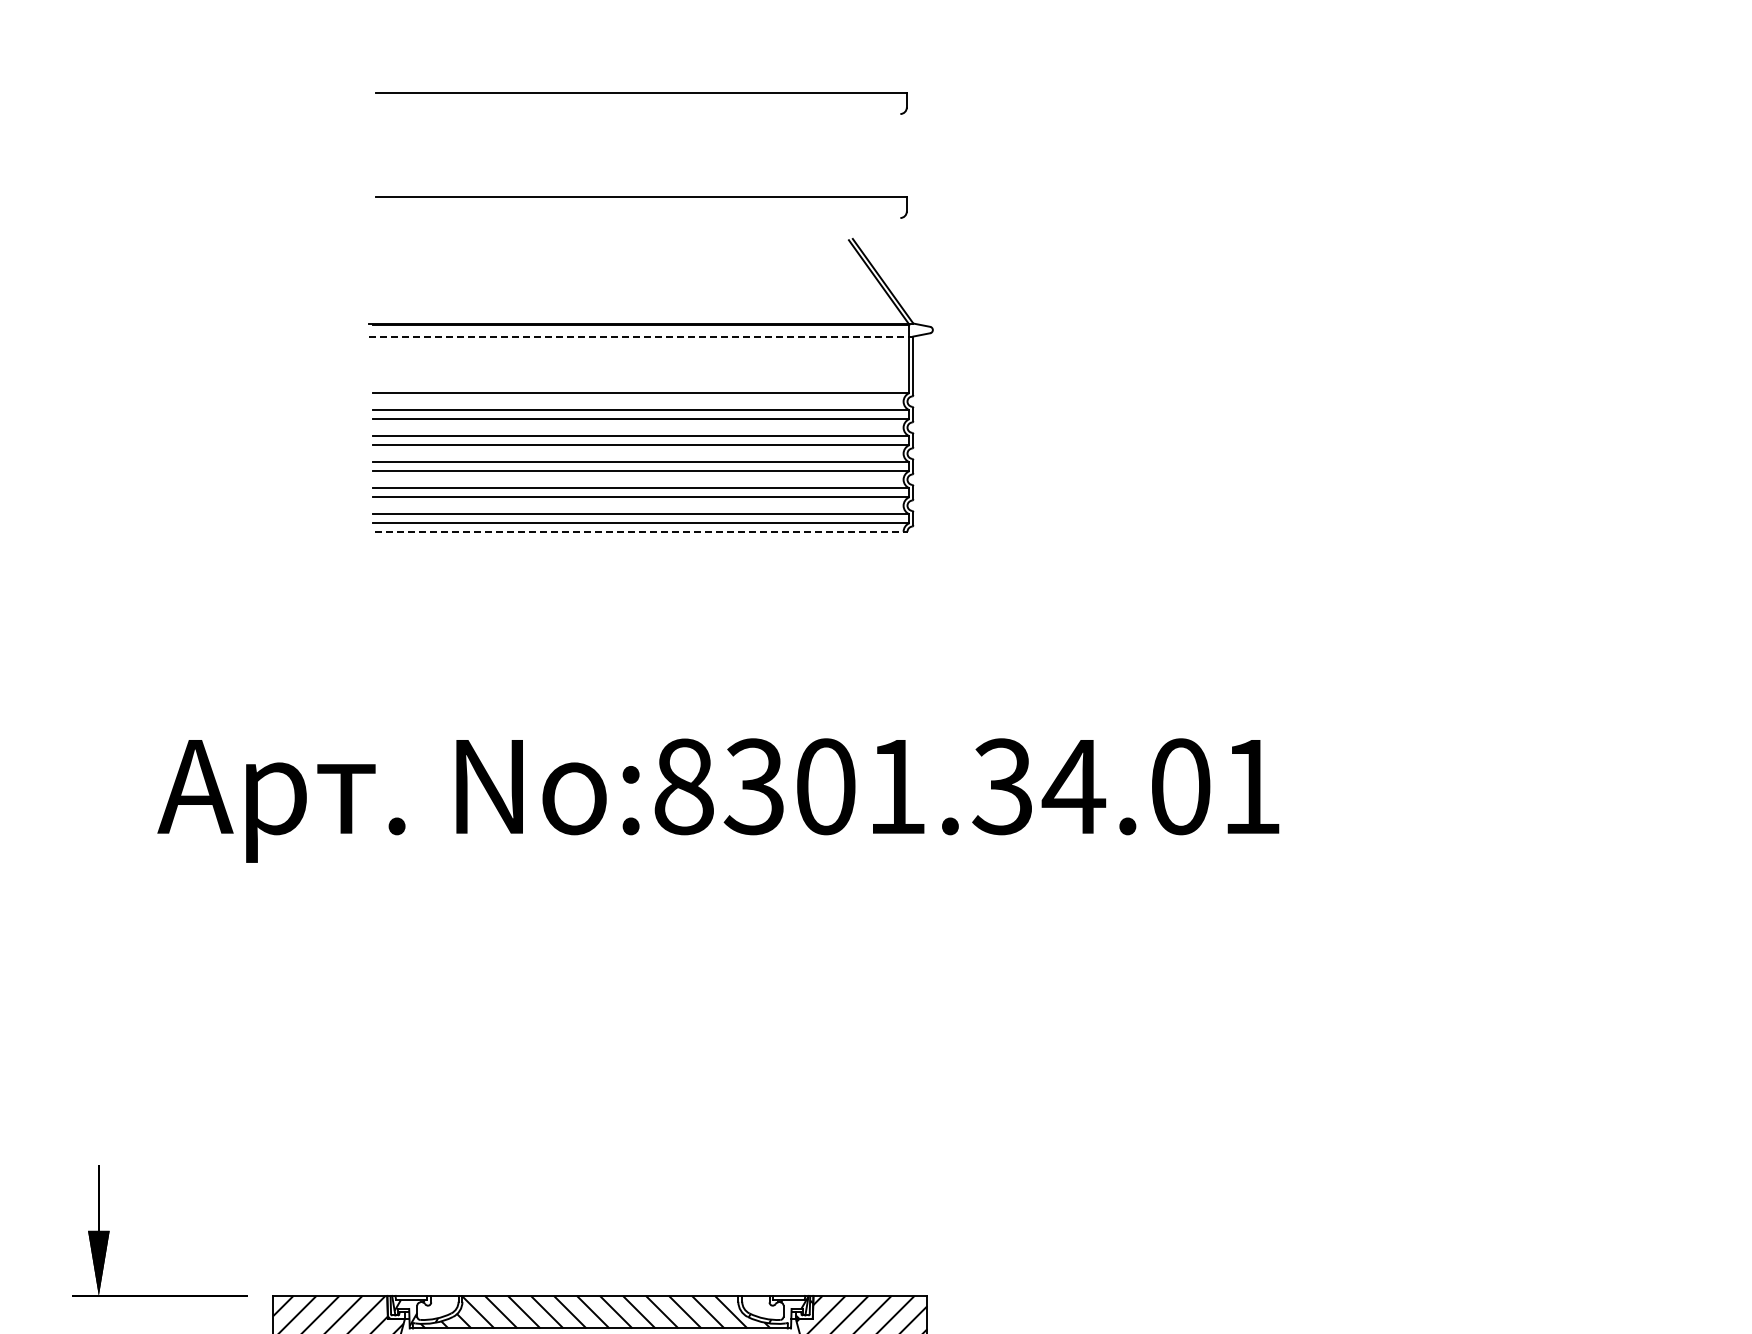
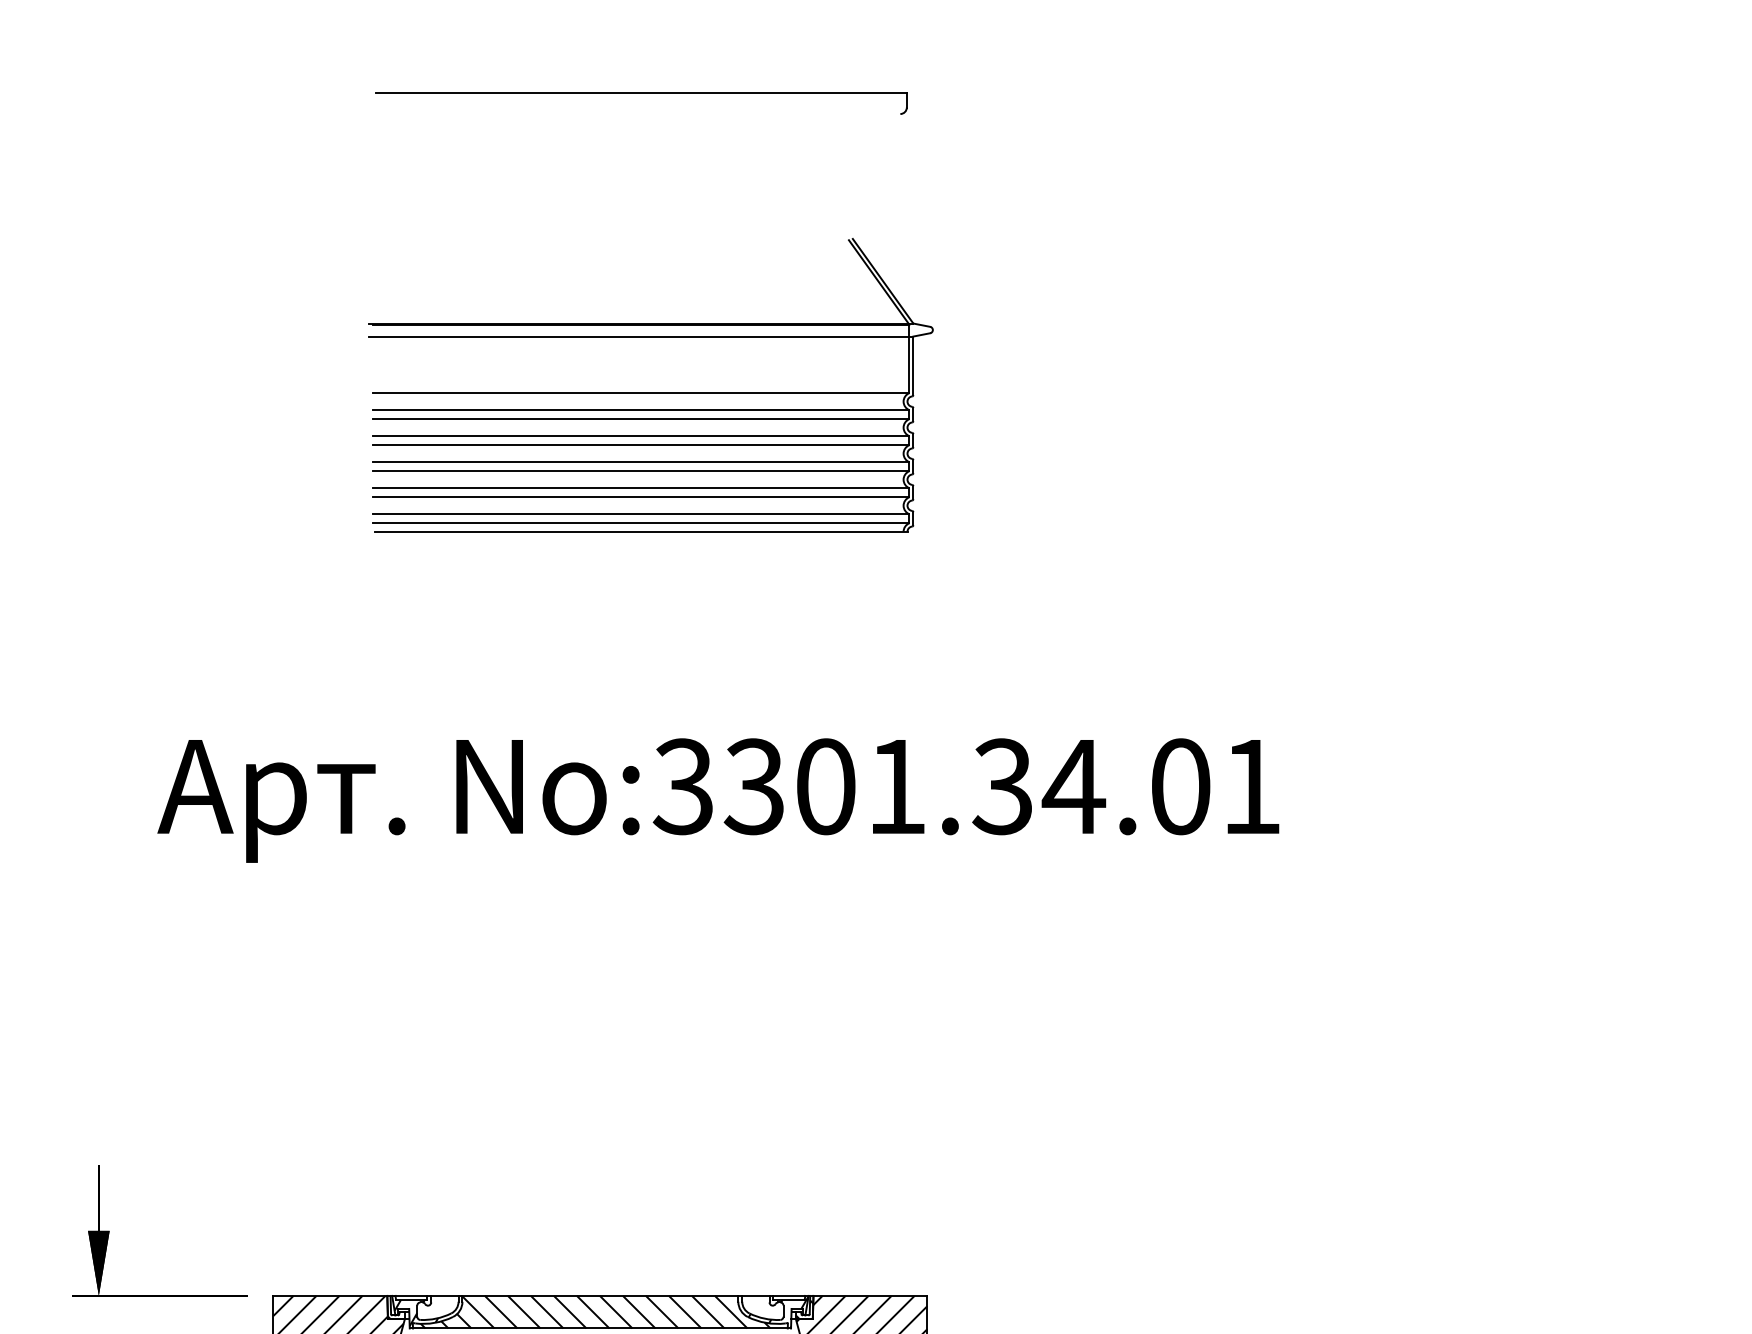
part: present -> none (641, 197)
line: dashed -> solid (641, 336)
line: dashed -> solid (641, 531)
text: No:8301.34.01 -> No:3301.34.01 (682, 786)
